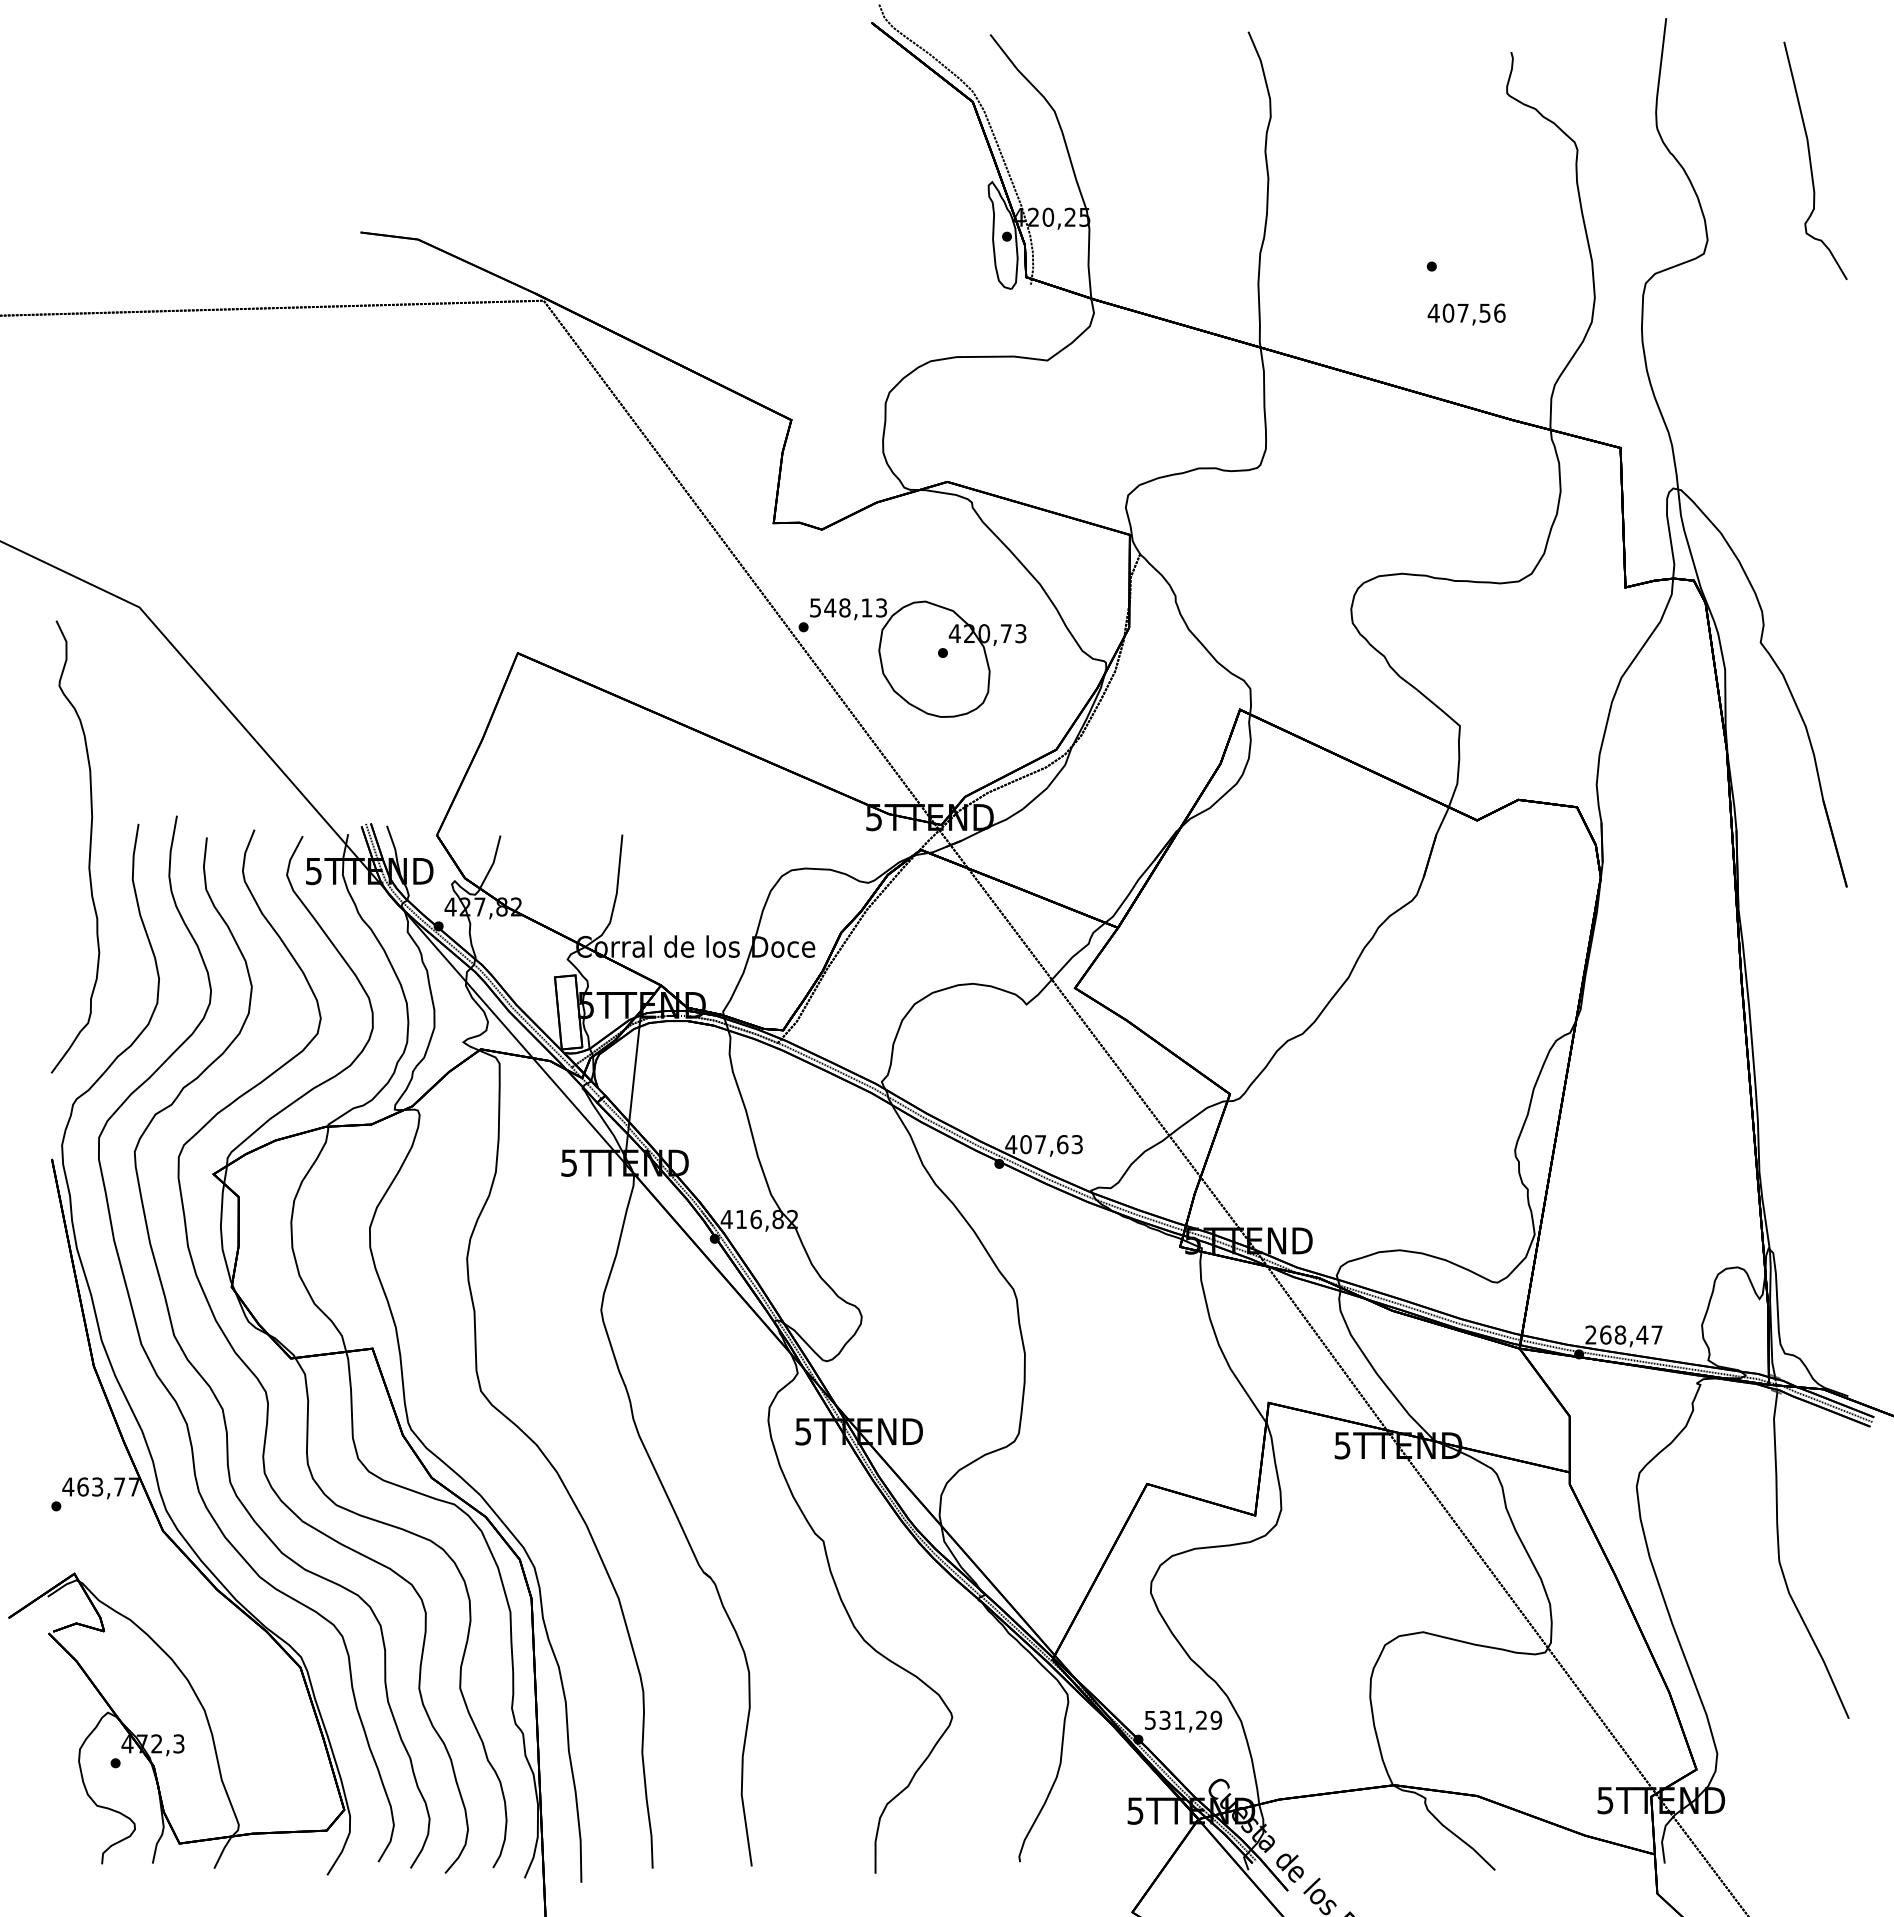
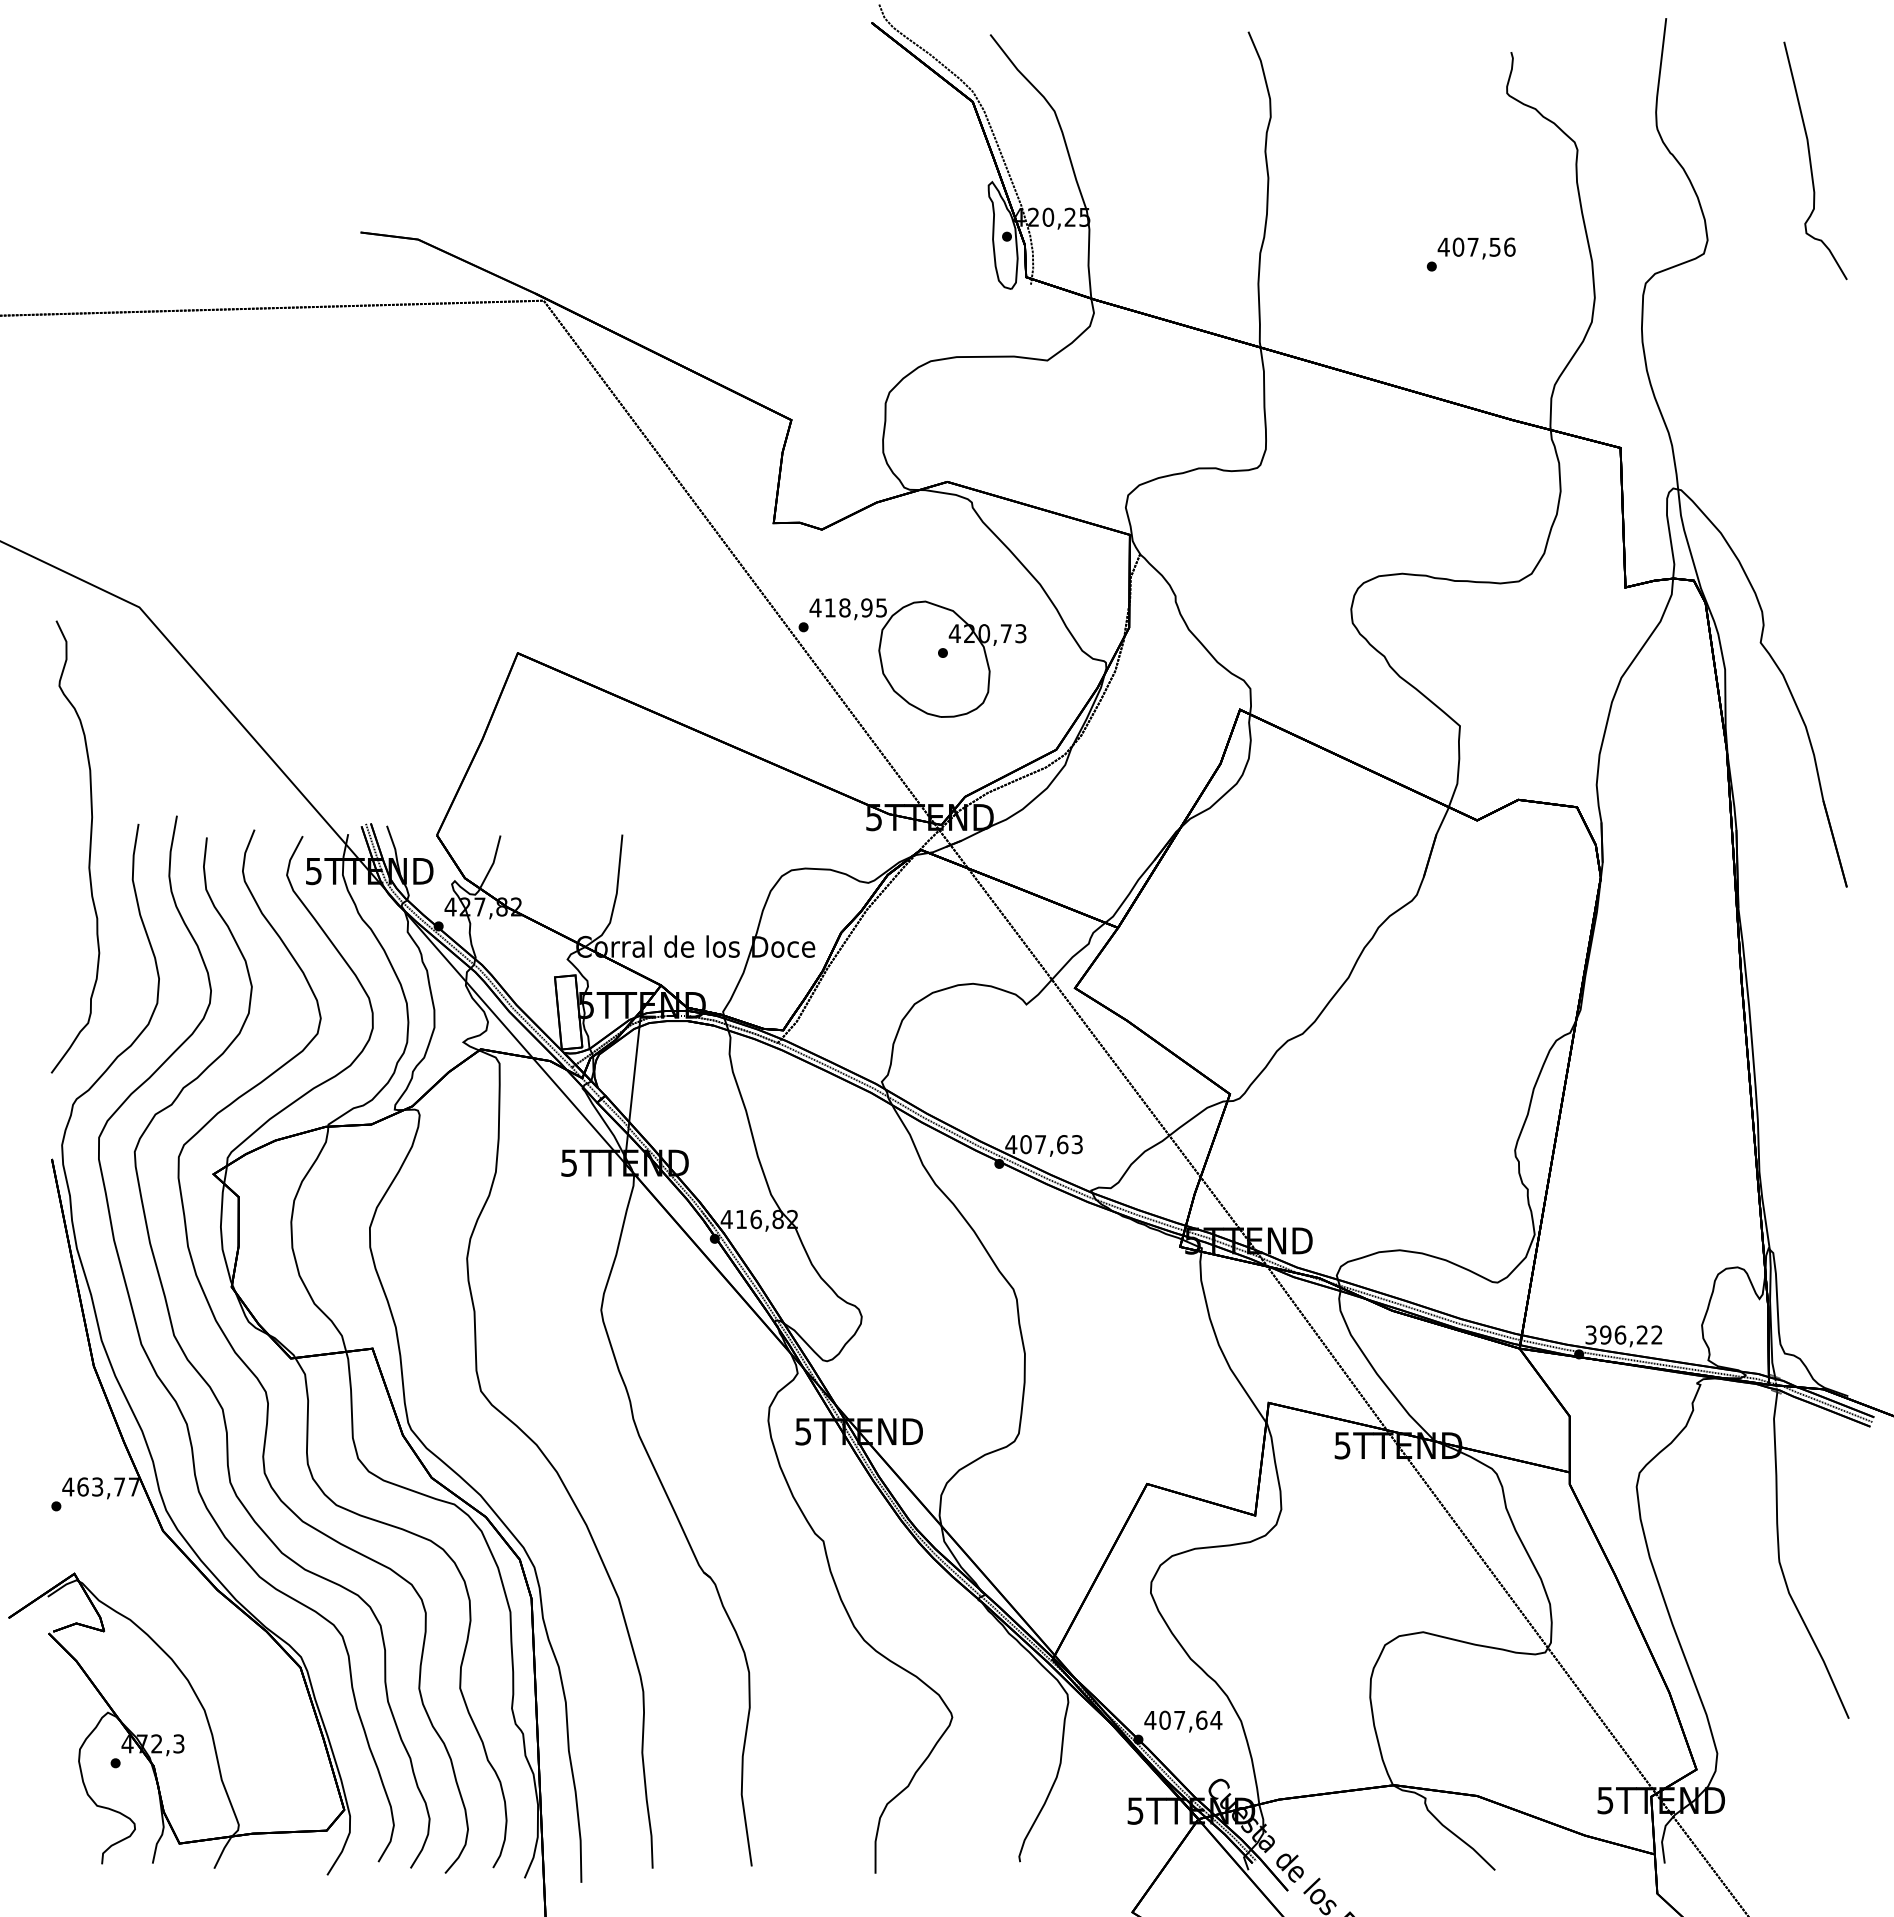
text position: (1466, 314) -> (1476, 248) (1476, 248)
text: 548,13 -> 418,95 (848, 607)
text: 268,47 -> 396,22 (1623, 1334)
text: 531,29 -> 407,64 (1183, 1719)
